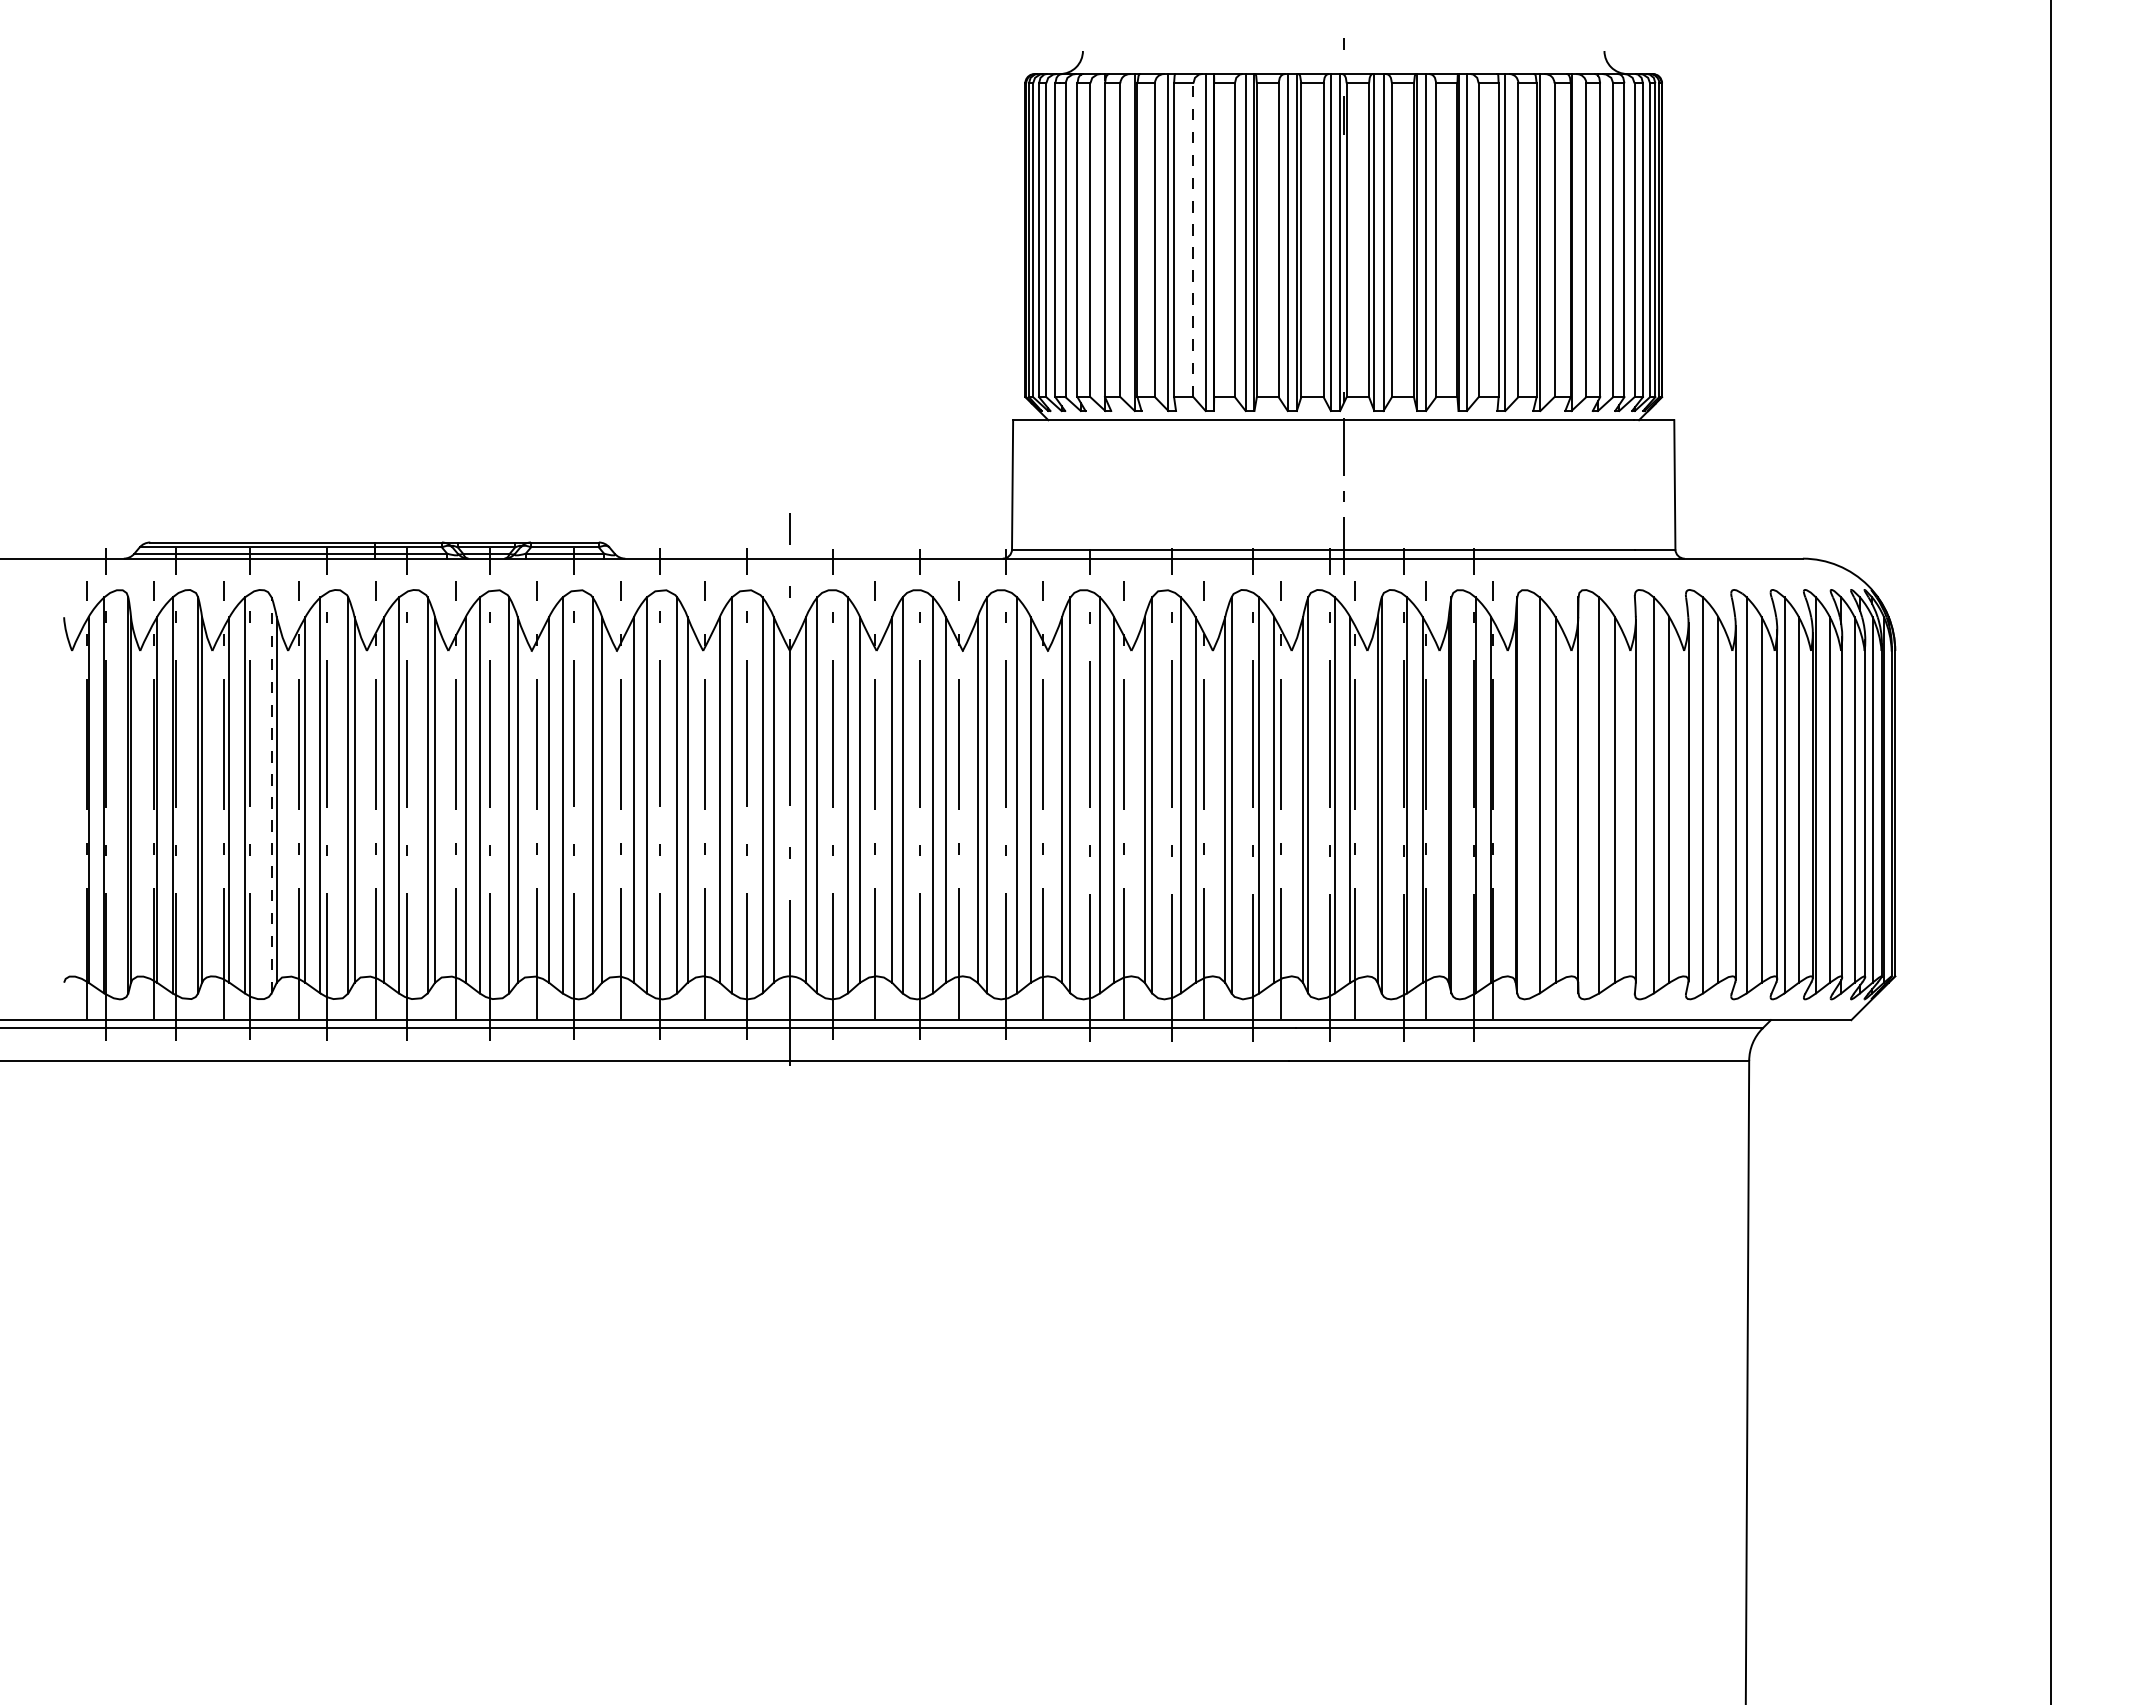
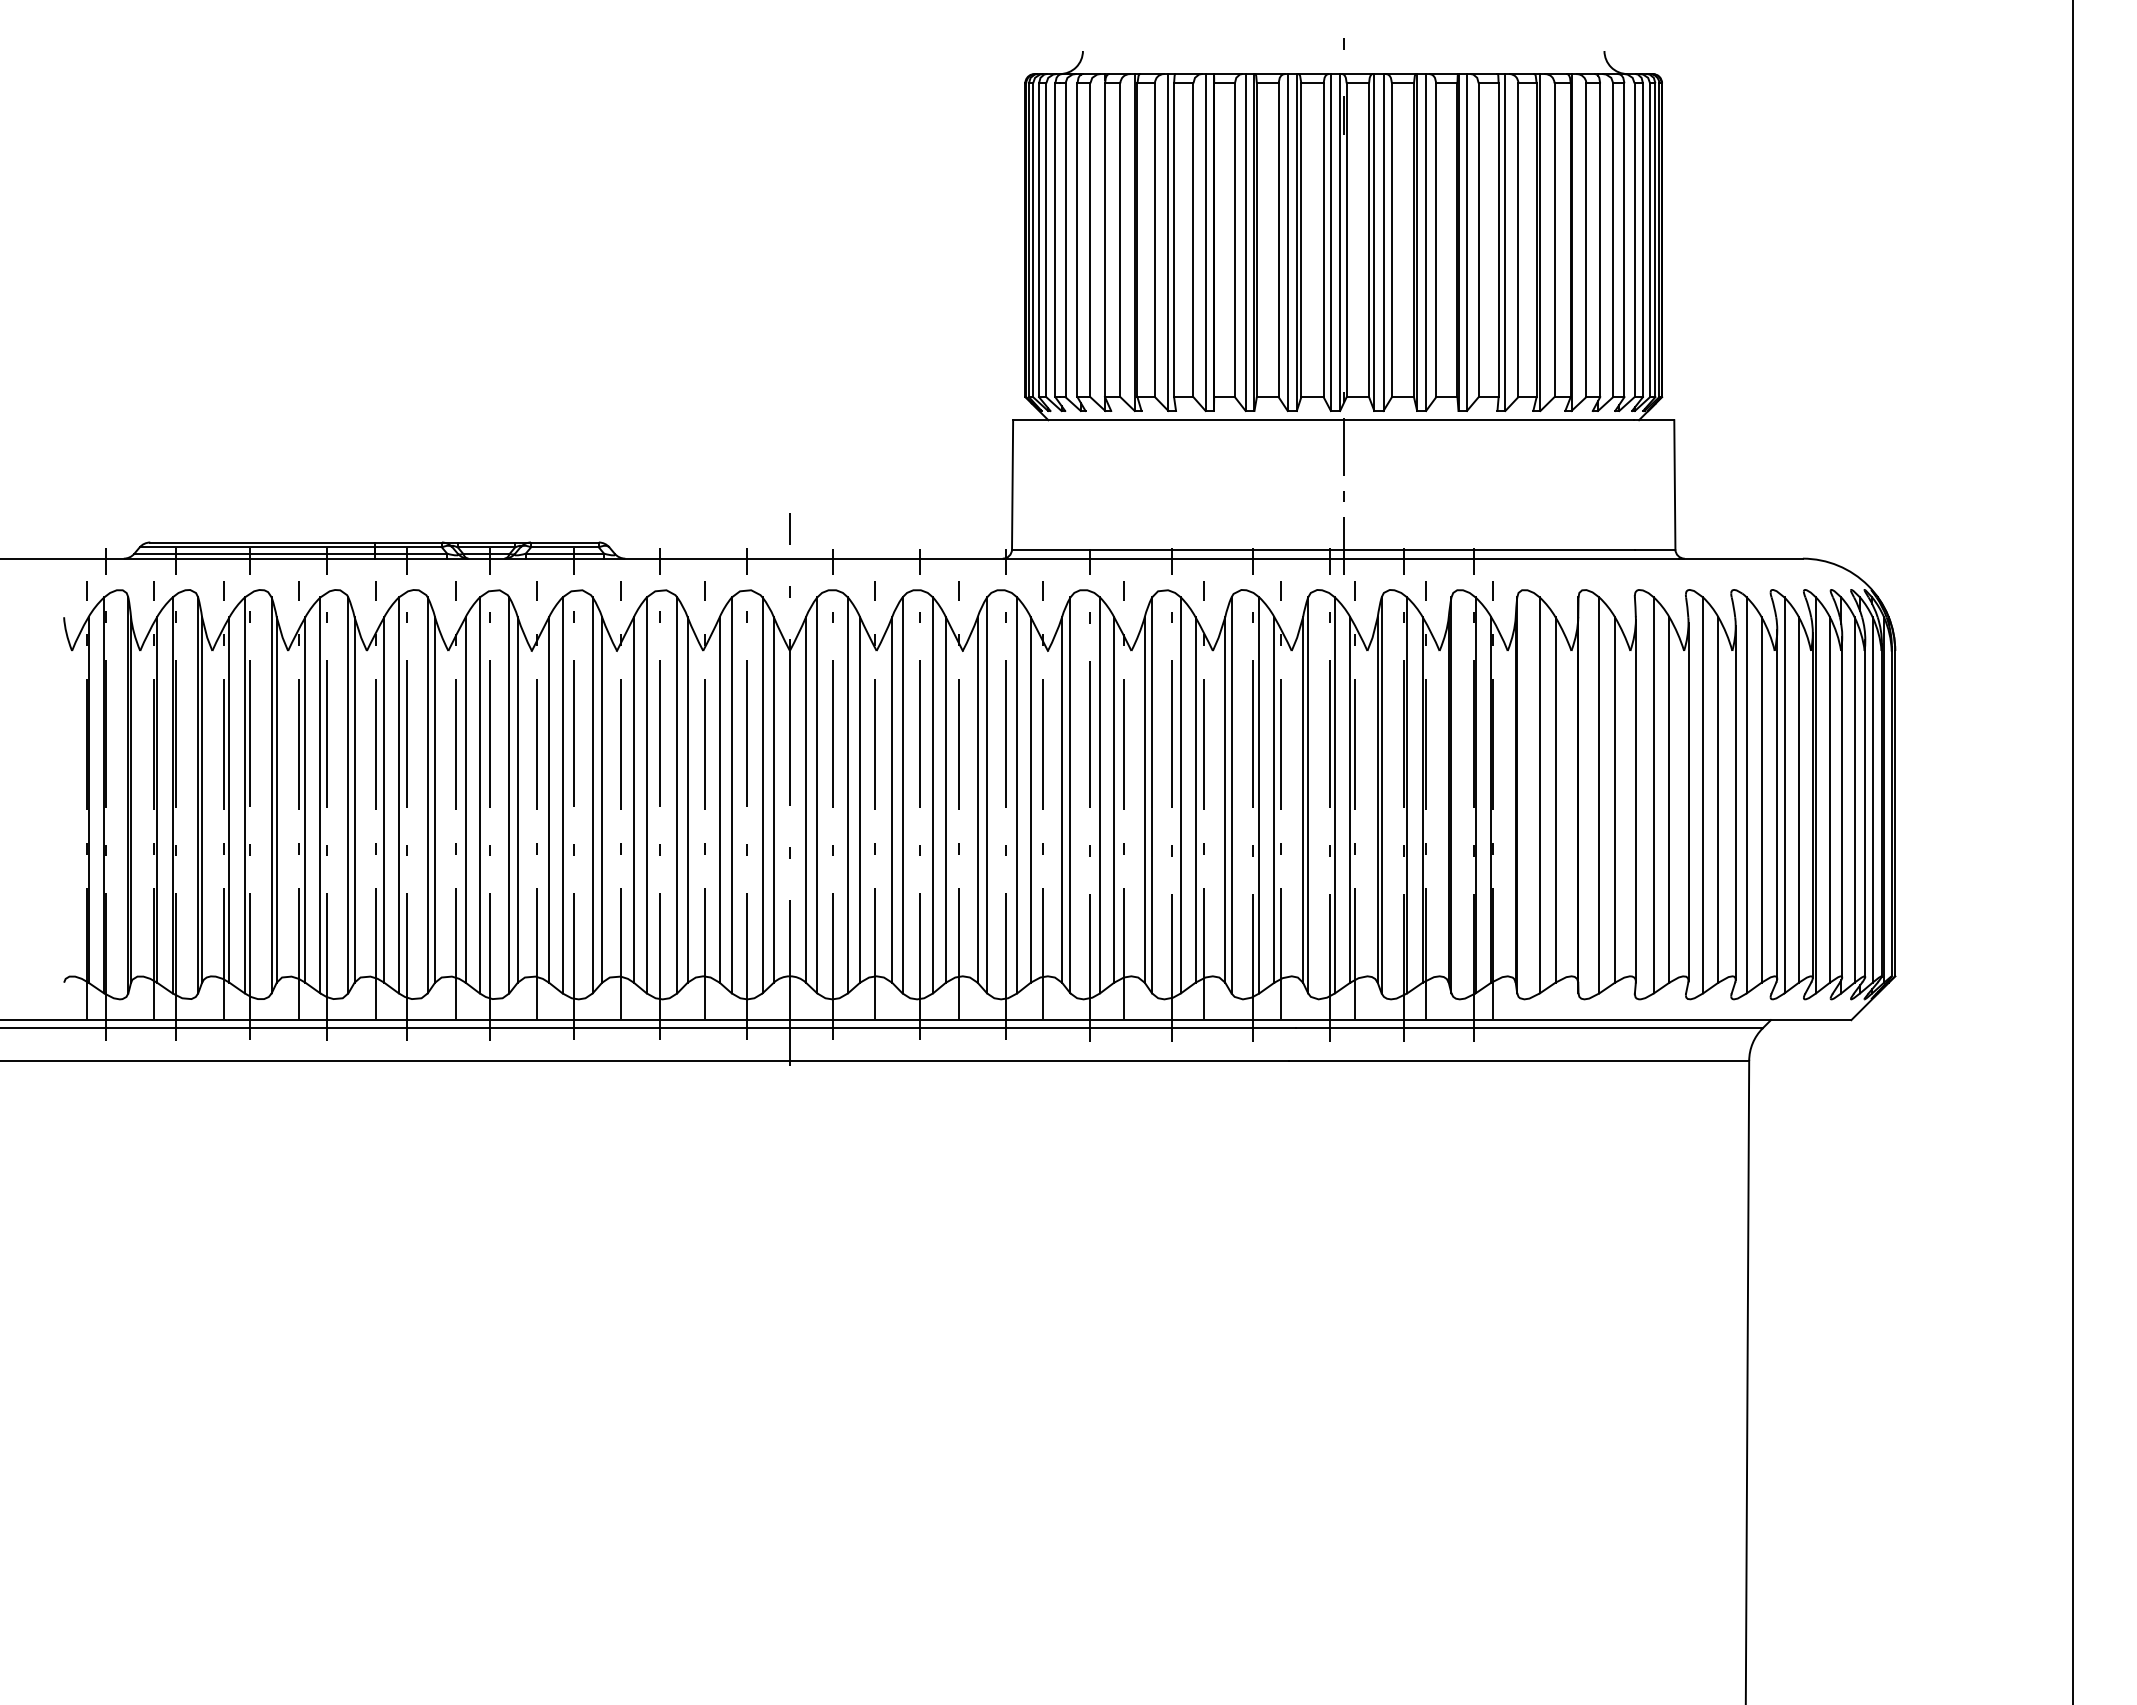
line: dashed -> solid (1193, 240)
line: dashed -> solid (271, 795)
line position: (2050, 851) -> (2072, 851) (2072, 851)
